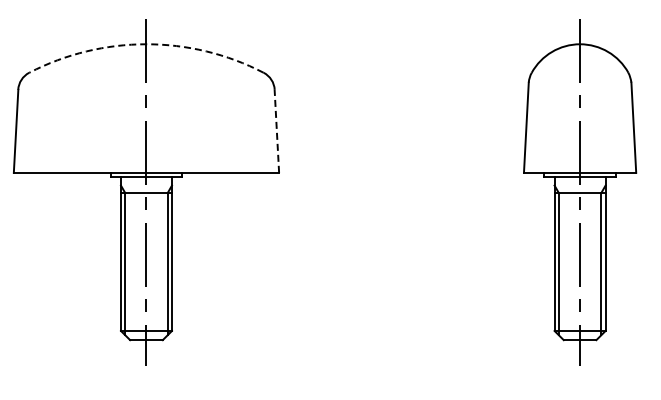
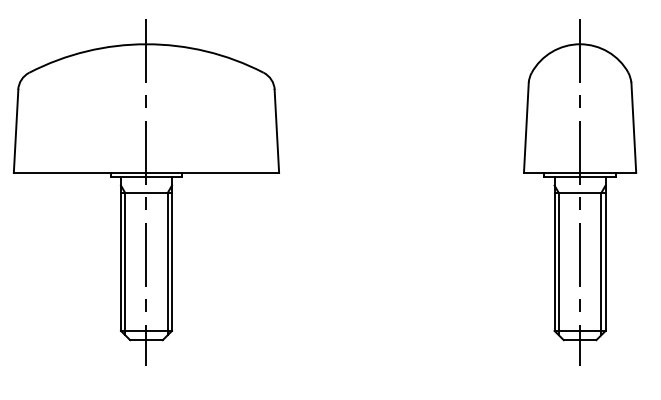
arc: dashed -> solid (146, 44)
line: dashed -> solid (276, 131)
